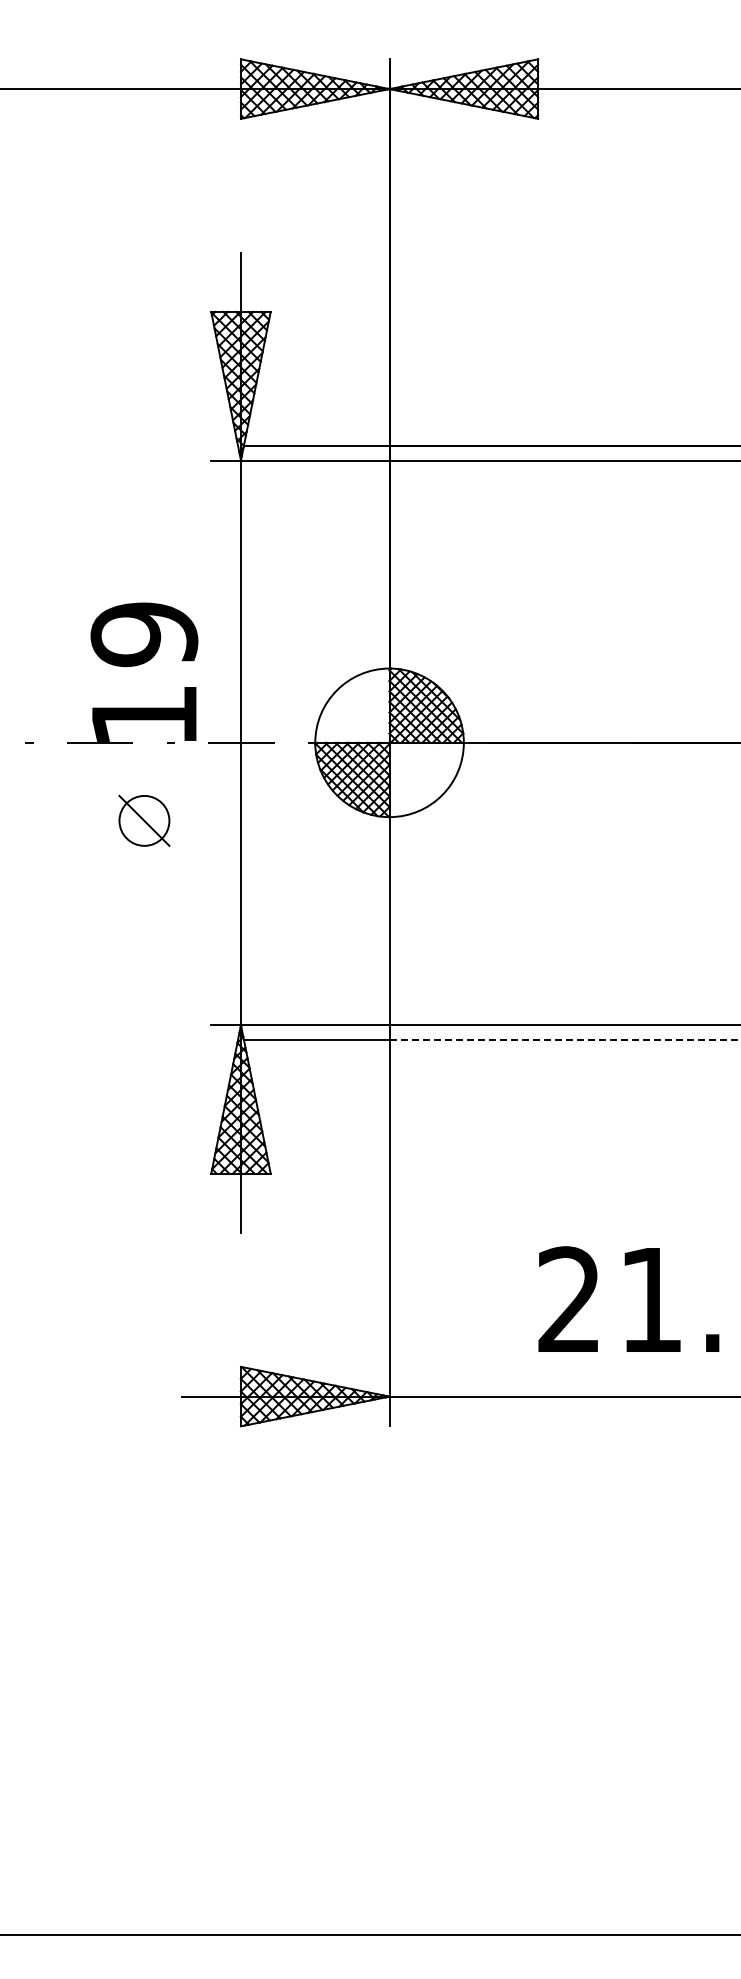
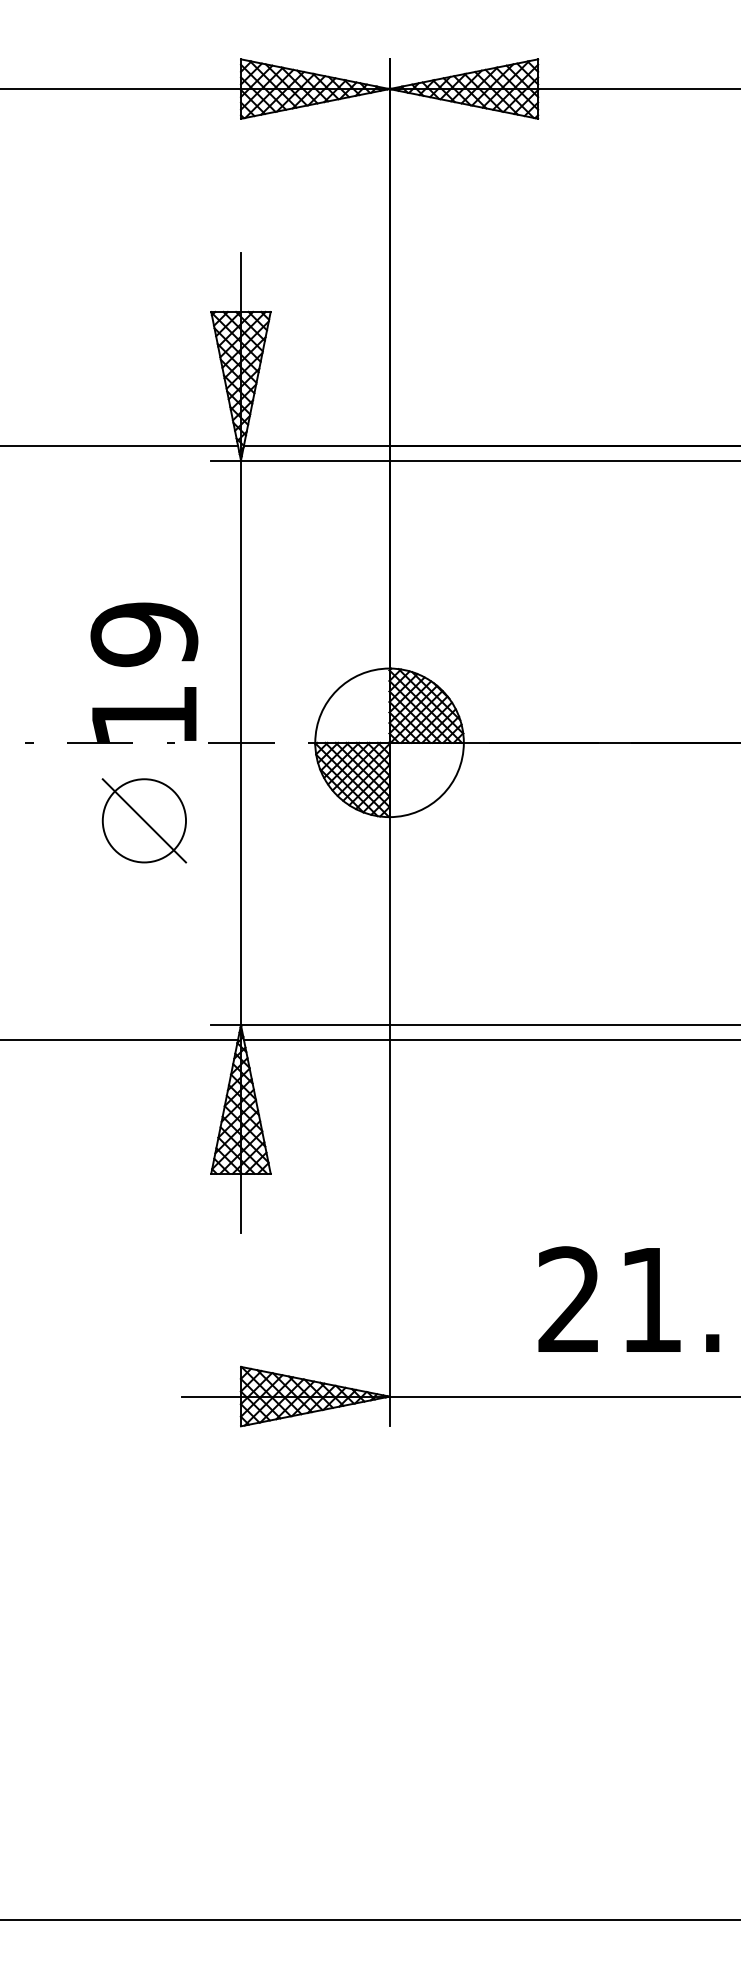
line: none -> present (120, 445)
part size: 53x53 px -> 87x86 px (144, 820)
line: none -> present (120, 1040)
line: dashed -> solid (565, 1040)
line position: (369, 1934) -> (369, 1919) (369, 1919)
